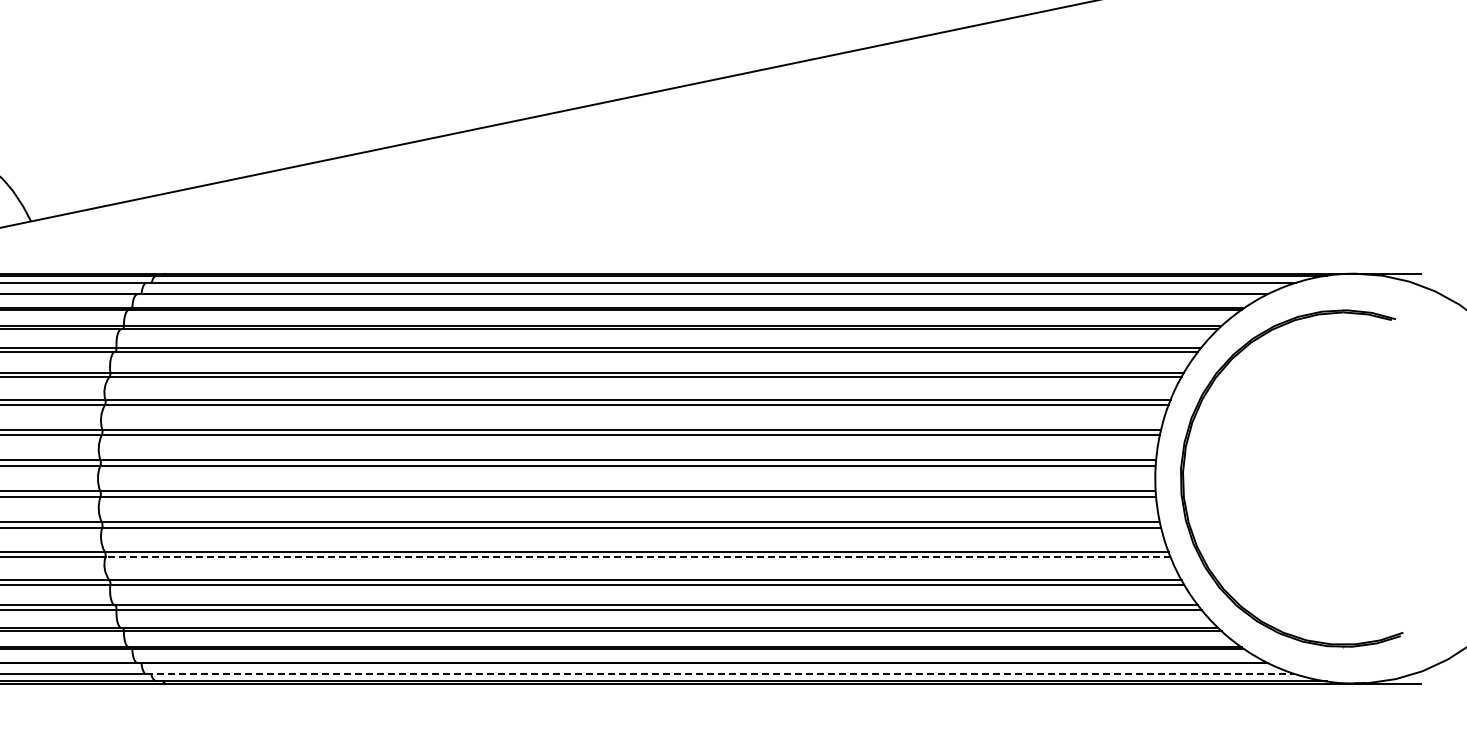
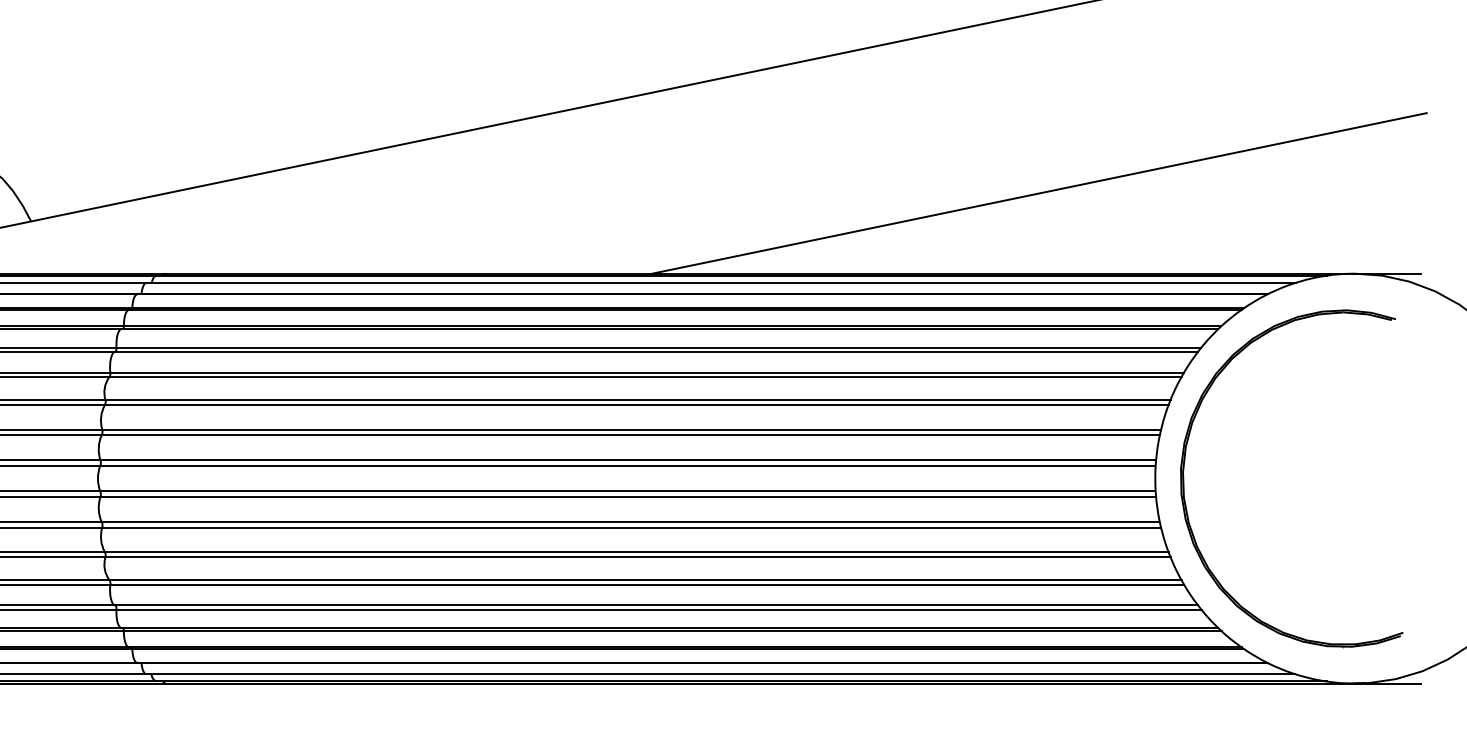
line: none -> present (1039, 193)
line: dashed -> solid (638, 557)
line: dashed -> solid (720, 674)
